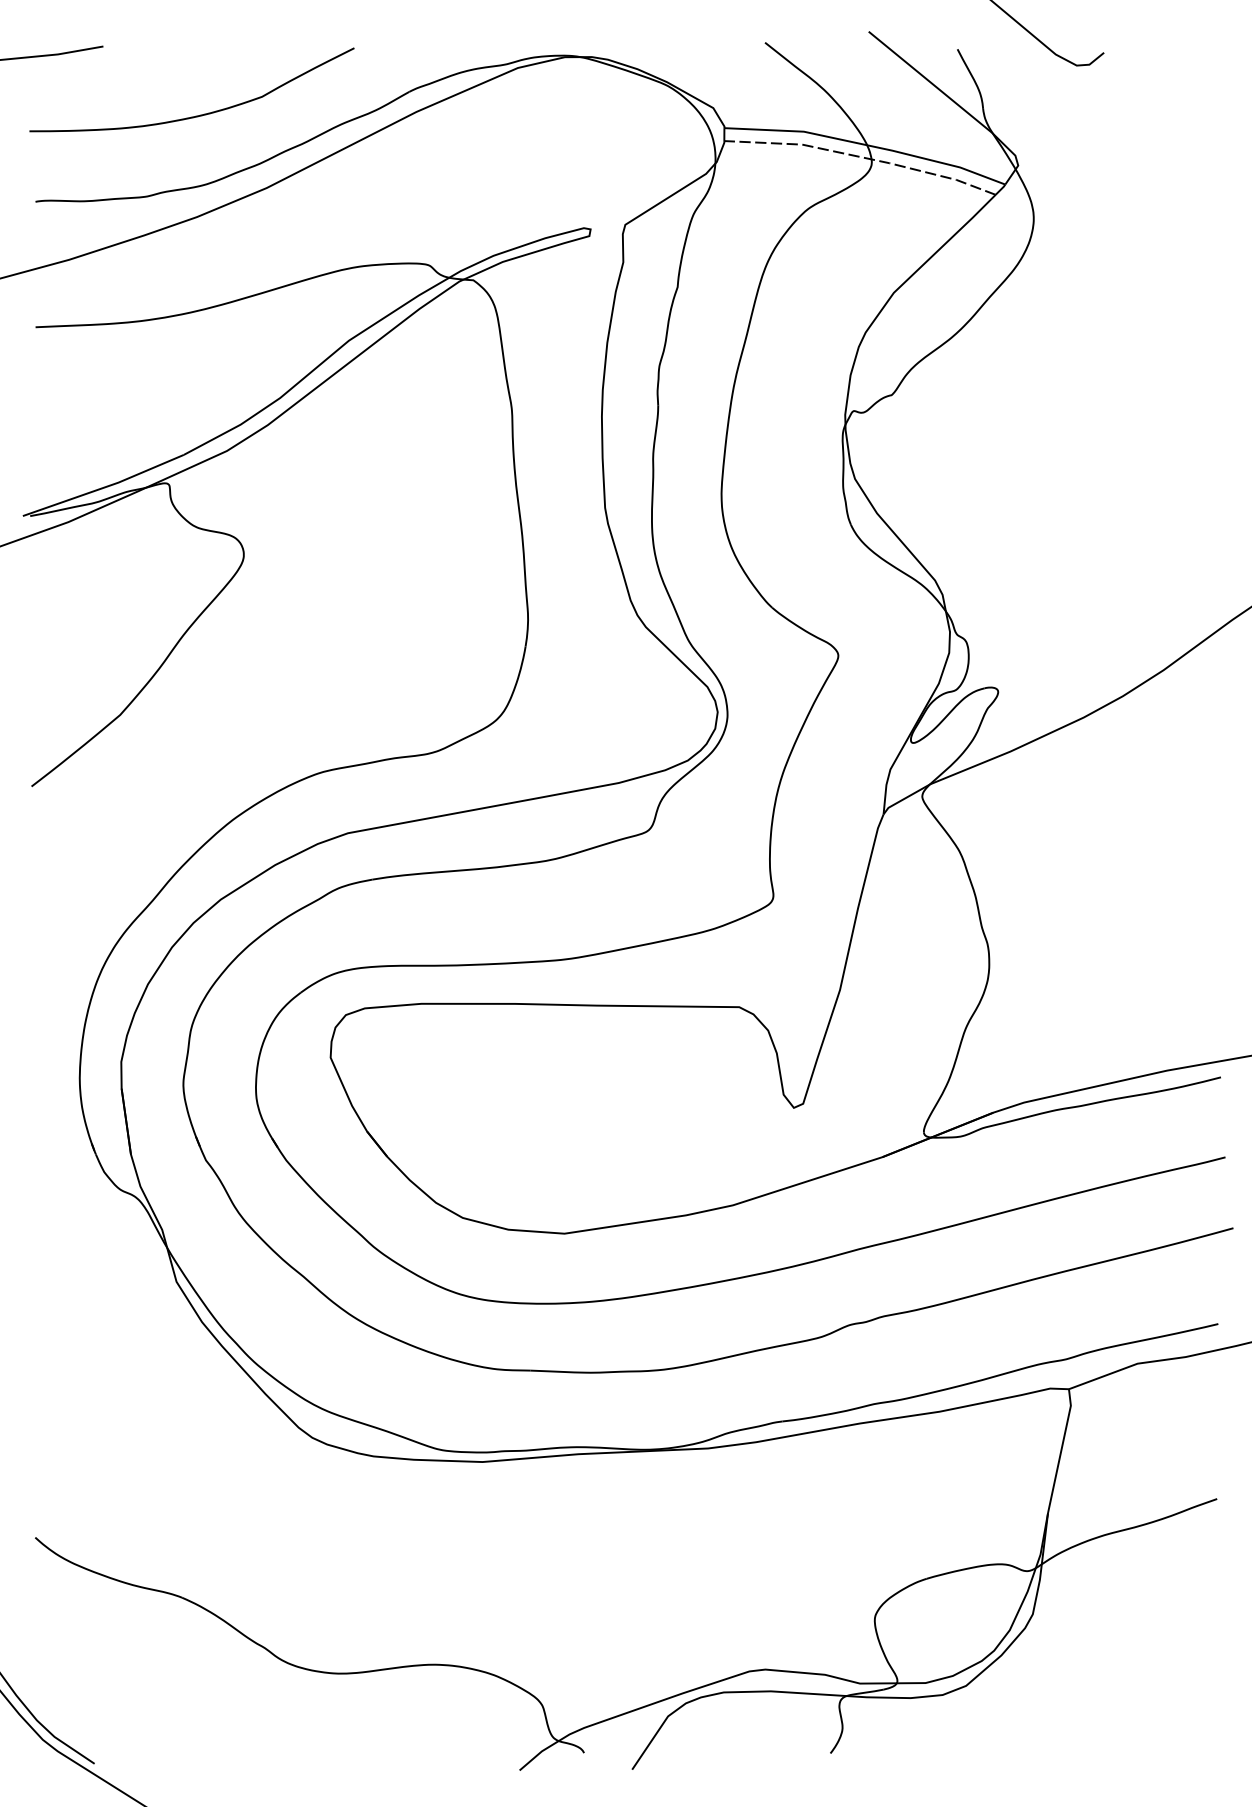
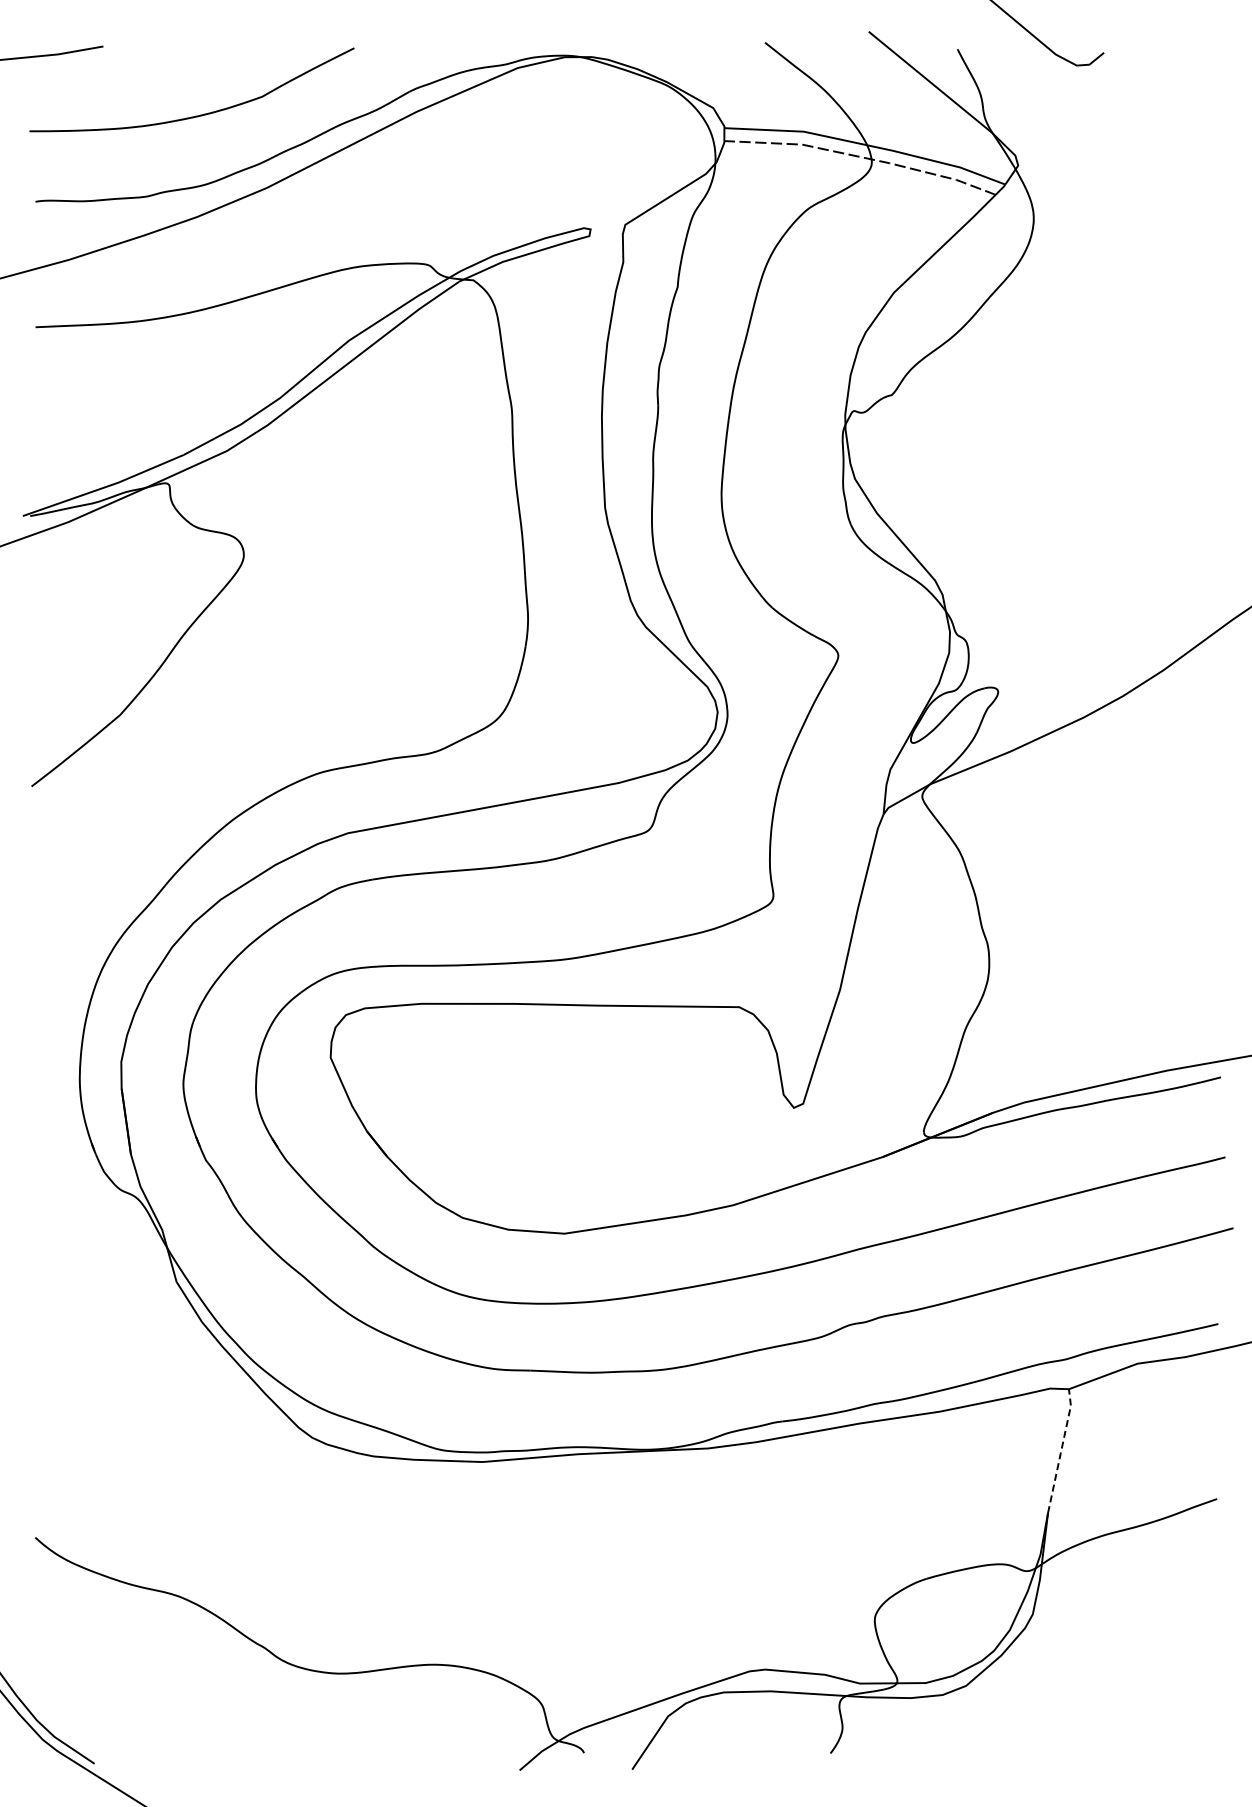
line: solid -> dashed (1061, 1450)
